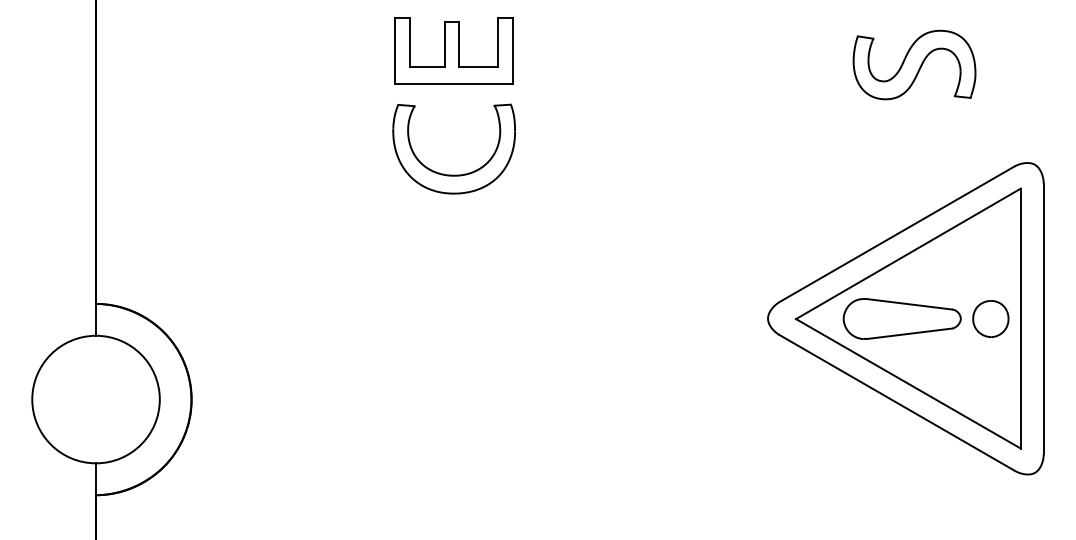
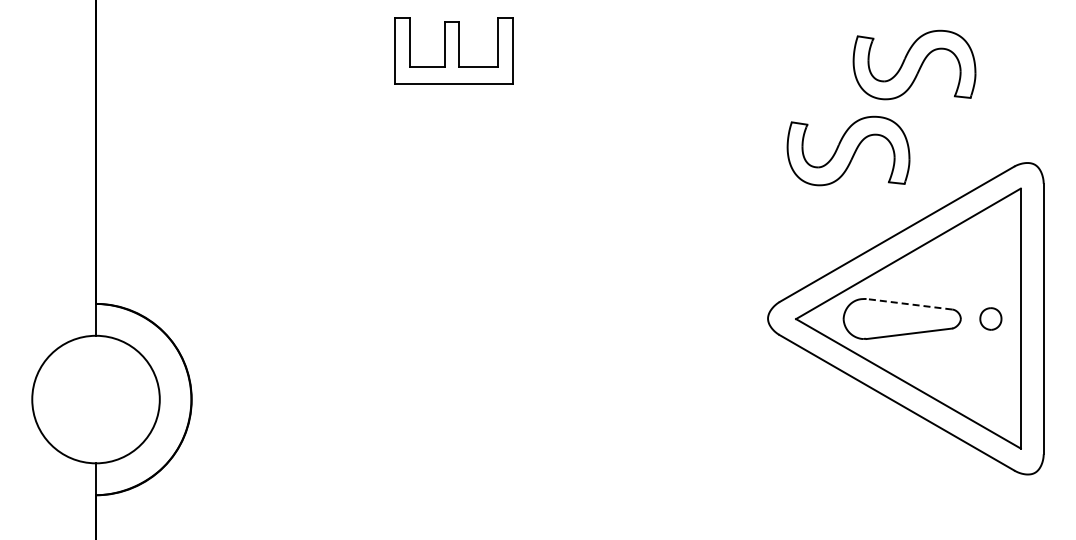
part: none -> present (848, 150)
part: present -> none (453, 174)
line: solid -> dashed (908, 304)
part size: 38x38 px -> 24x24 px (990, 318)
